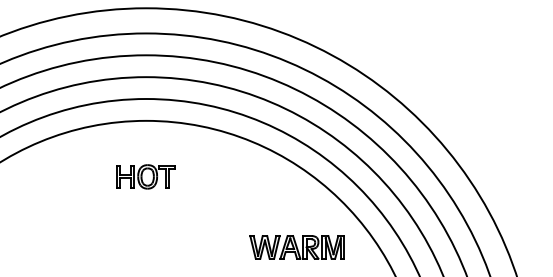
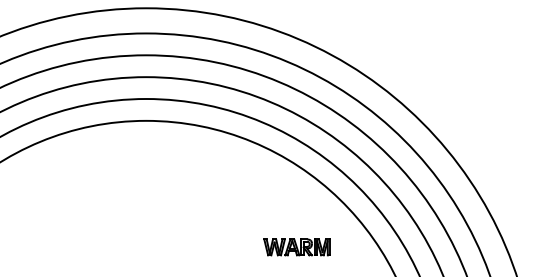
part: present -> none (145, 176)
part size: 96x25 px -> 68x19 px (296, 247)
